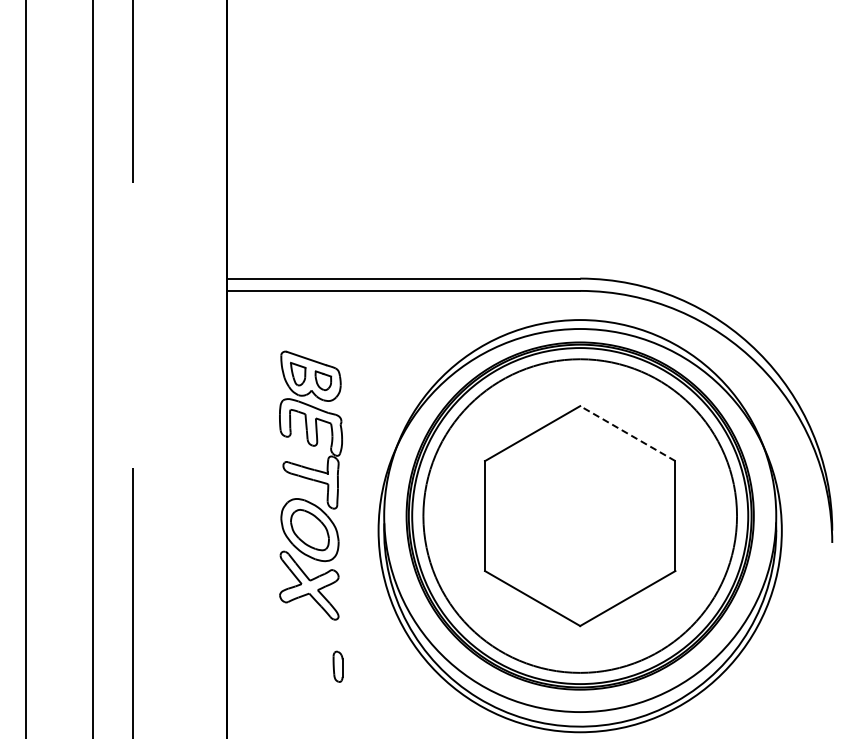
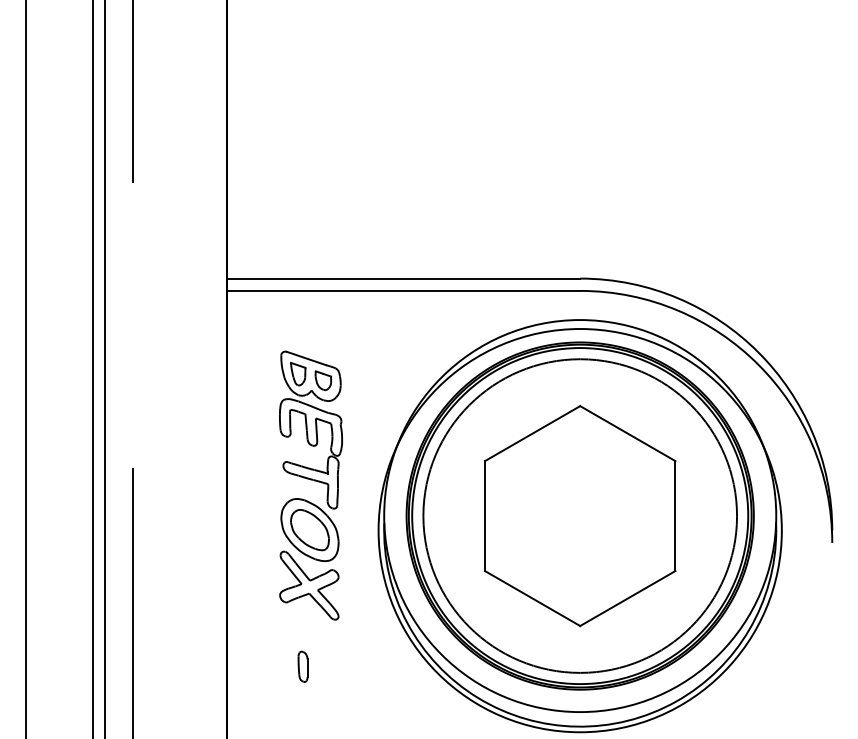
line: none -> present (104, 368)
line: dashed -> solid (627, 433)
part position: (337, 666) -> (302, 666) (302, 666)
